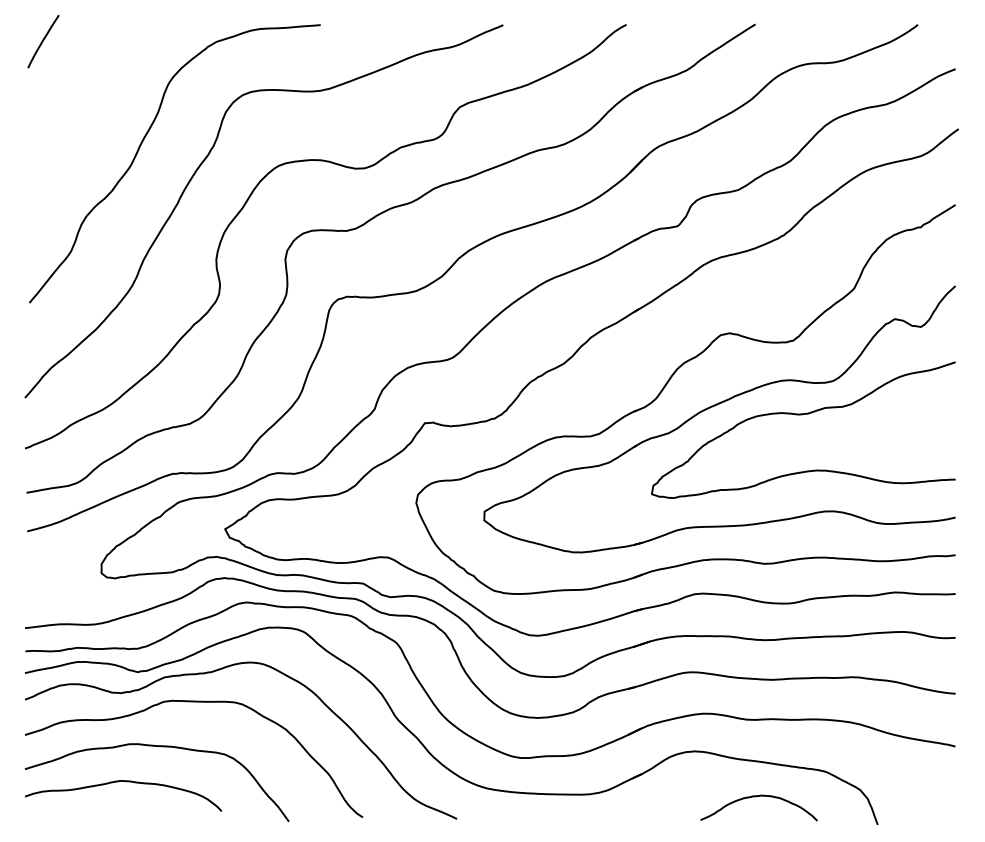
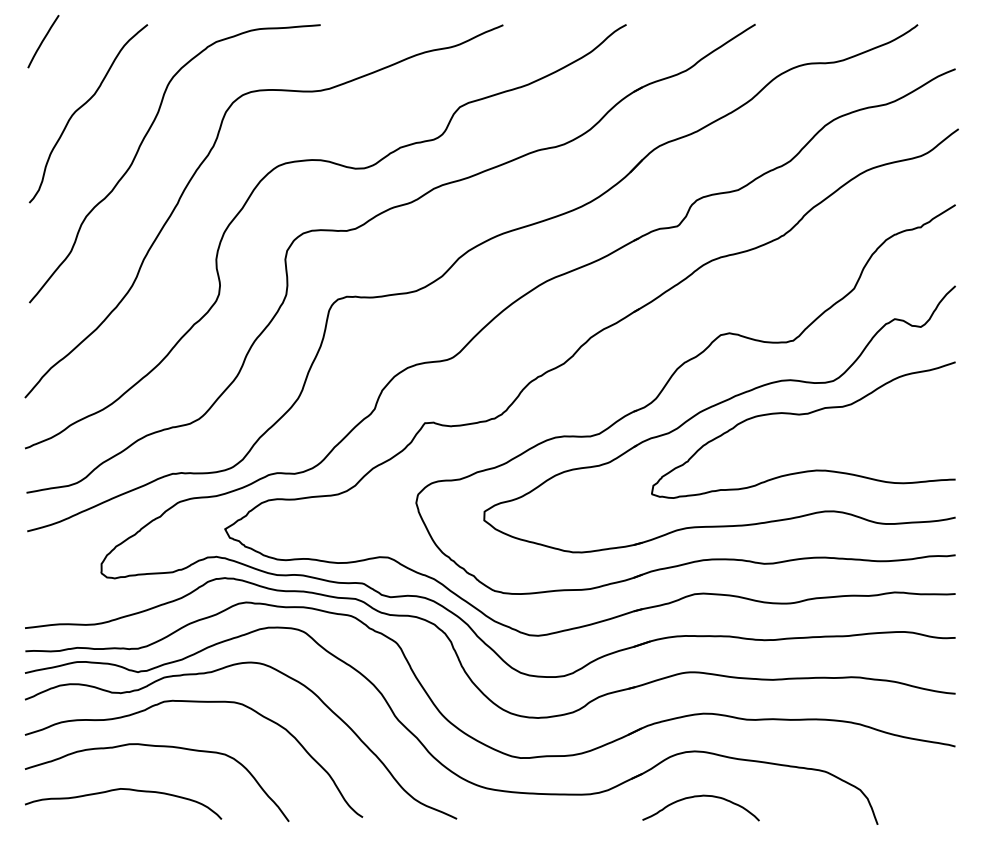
curve: none -> present (83, 106)
curve position: (126, 782) -> (126, 790) (126, 790)
curve position: (756, 797) -> (698, 797) (698, 797)
